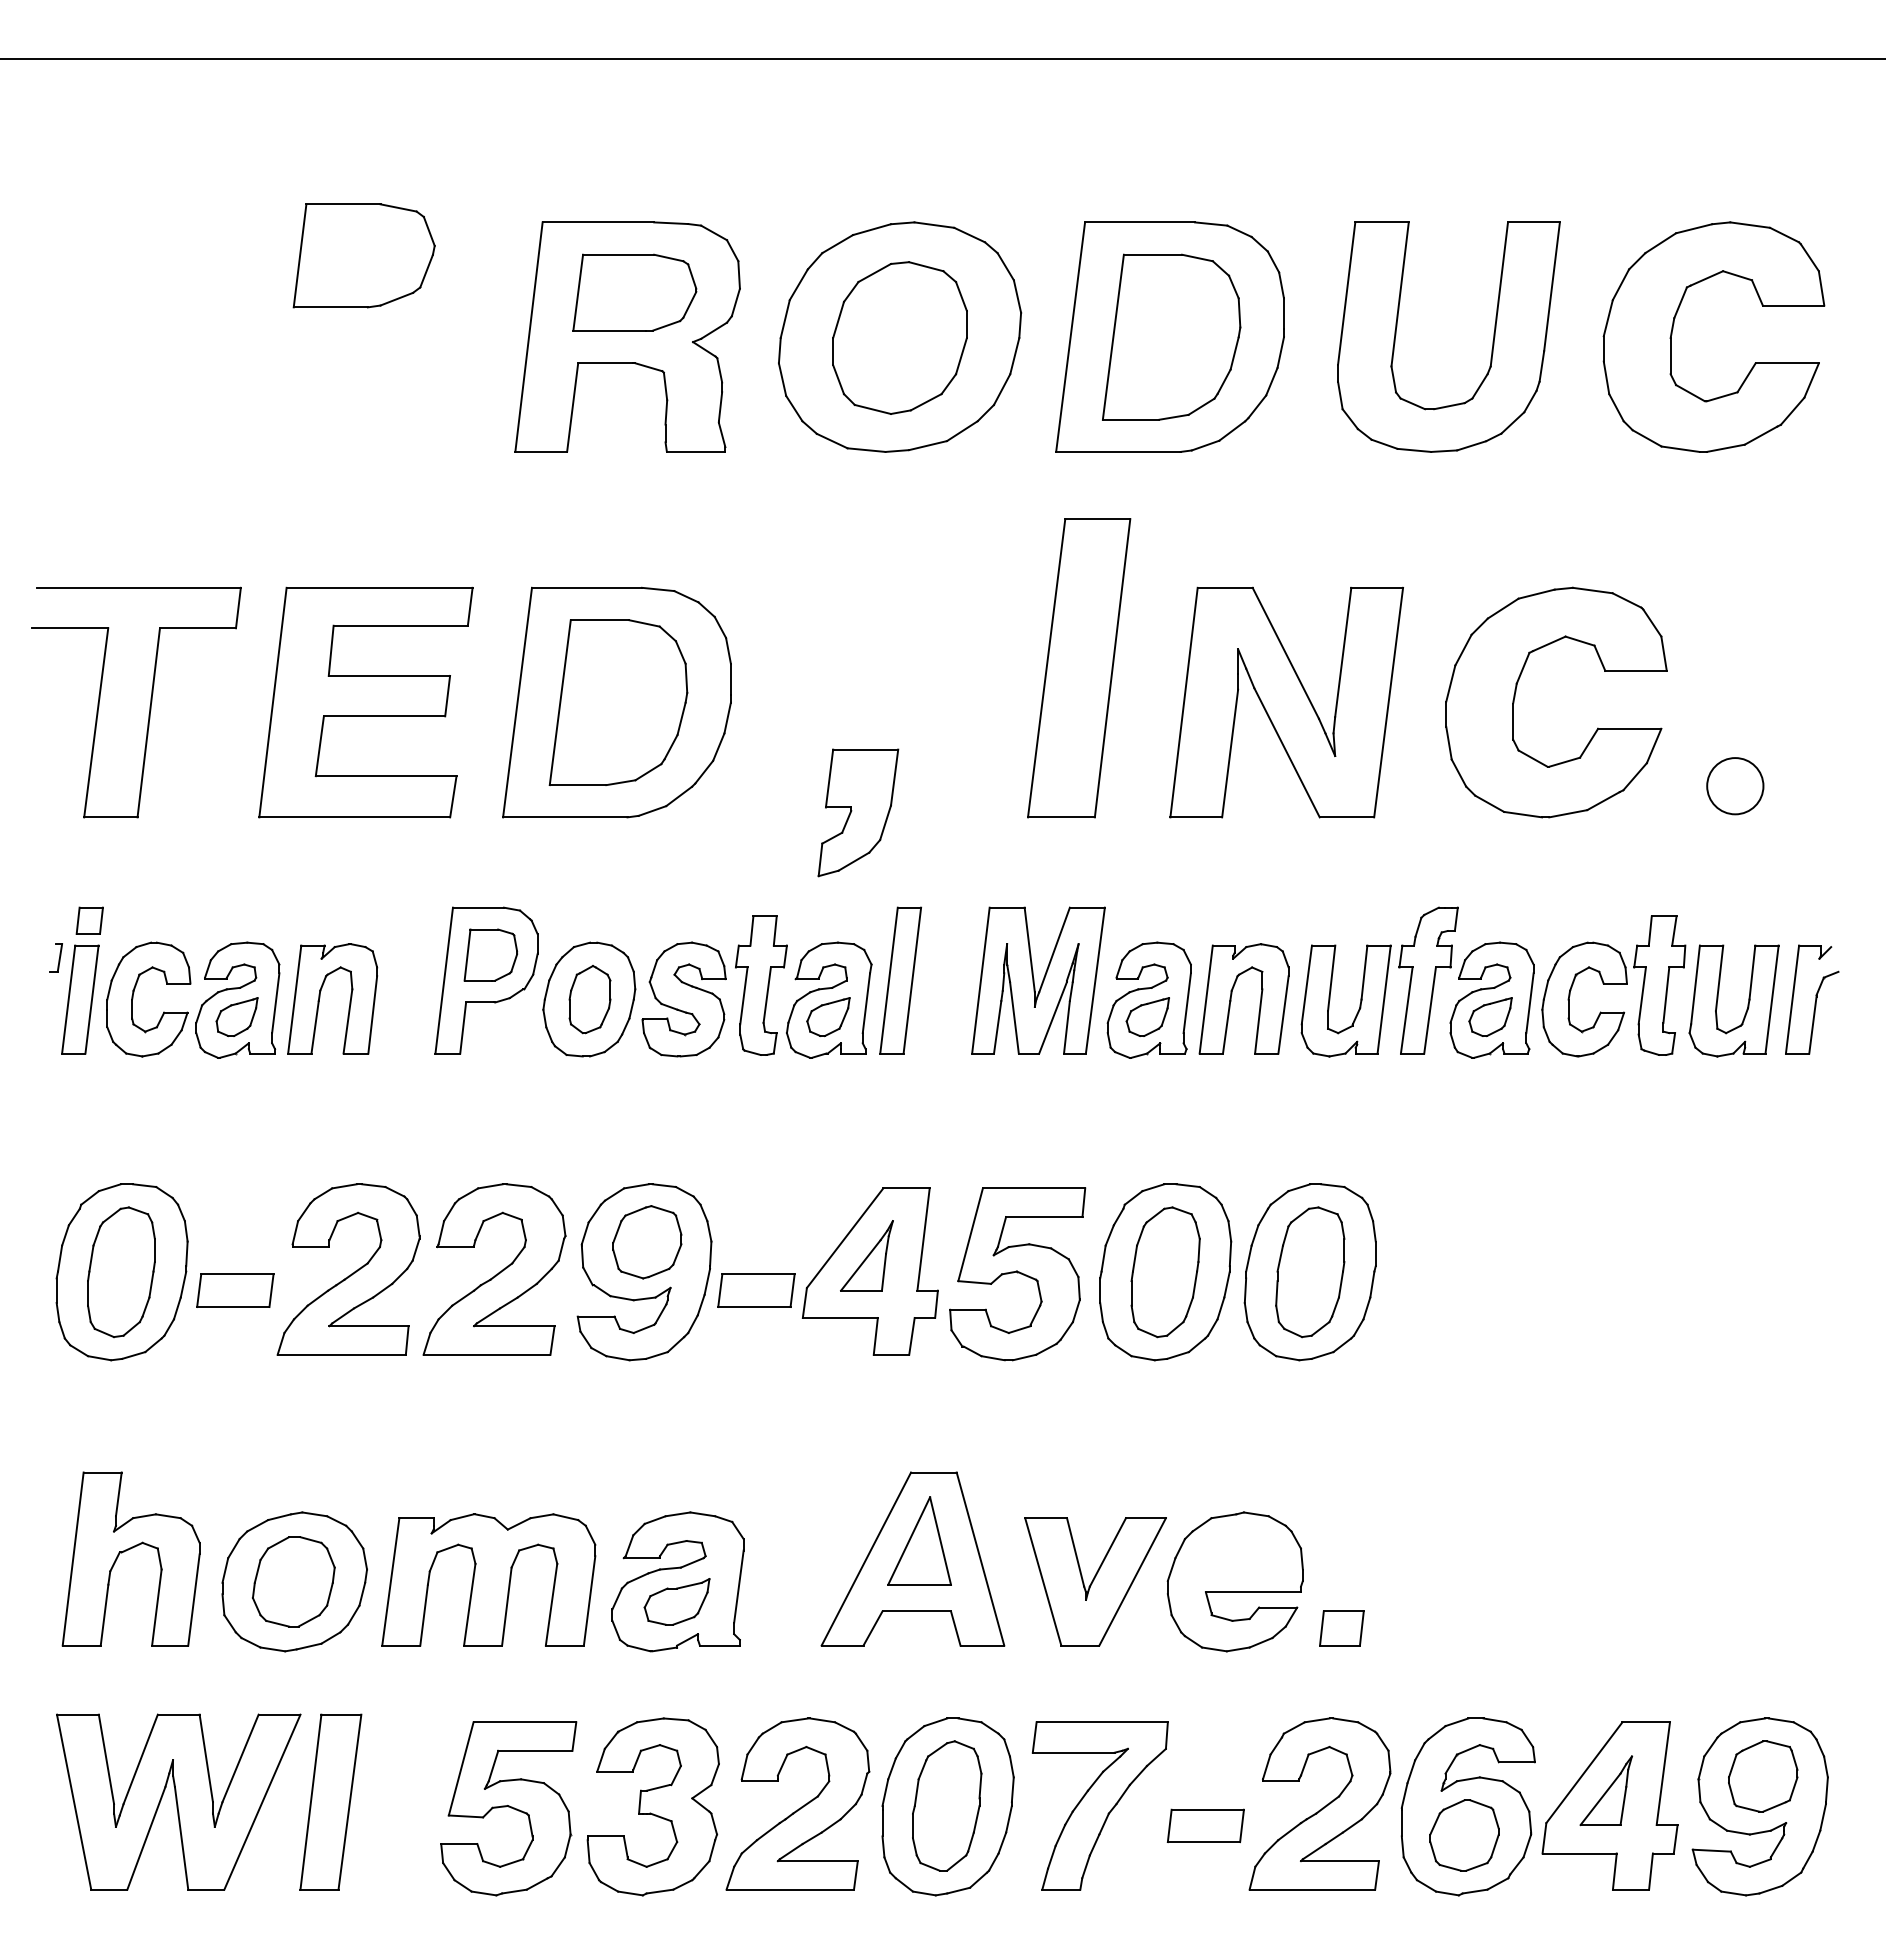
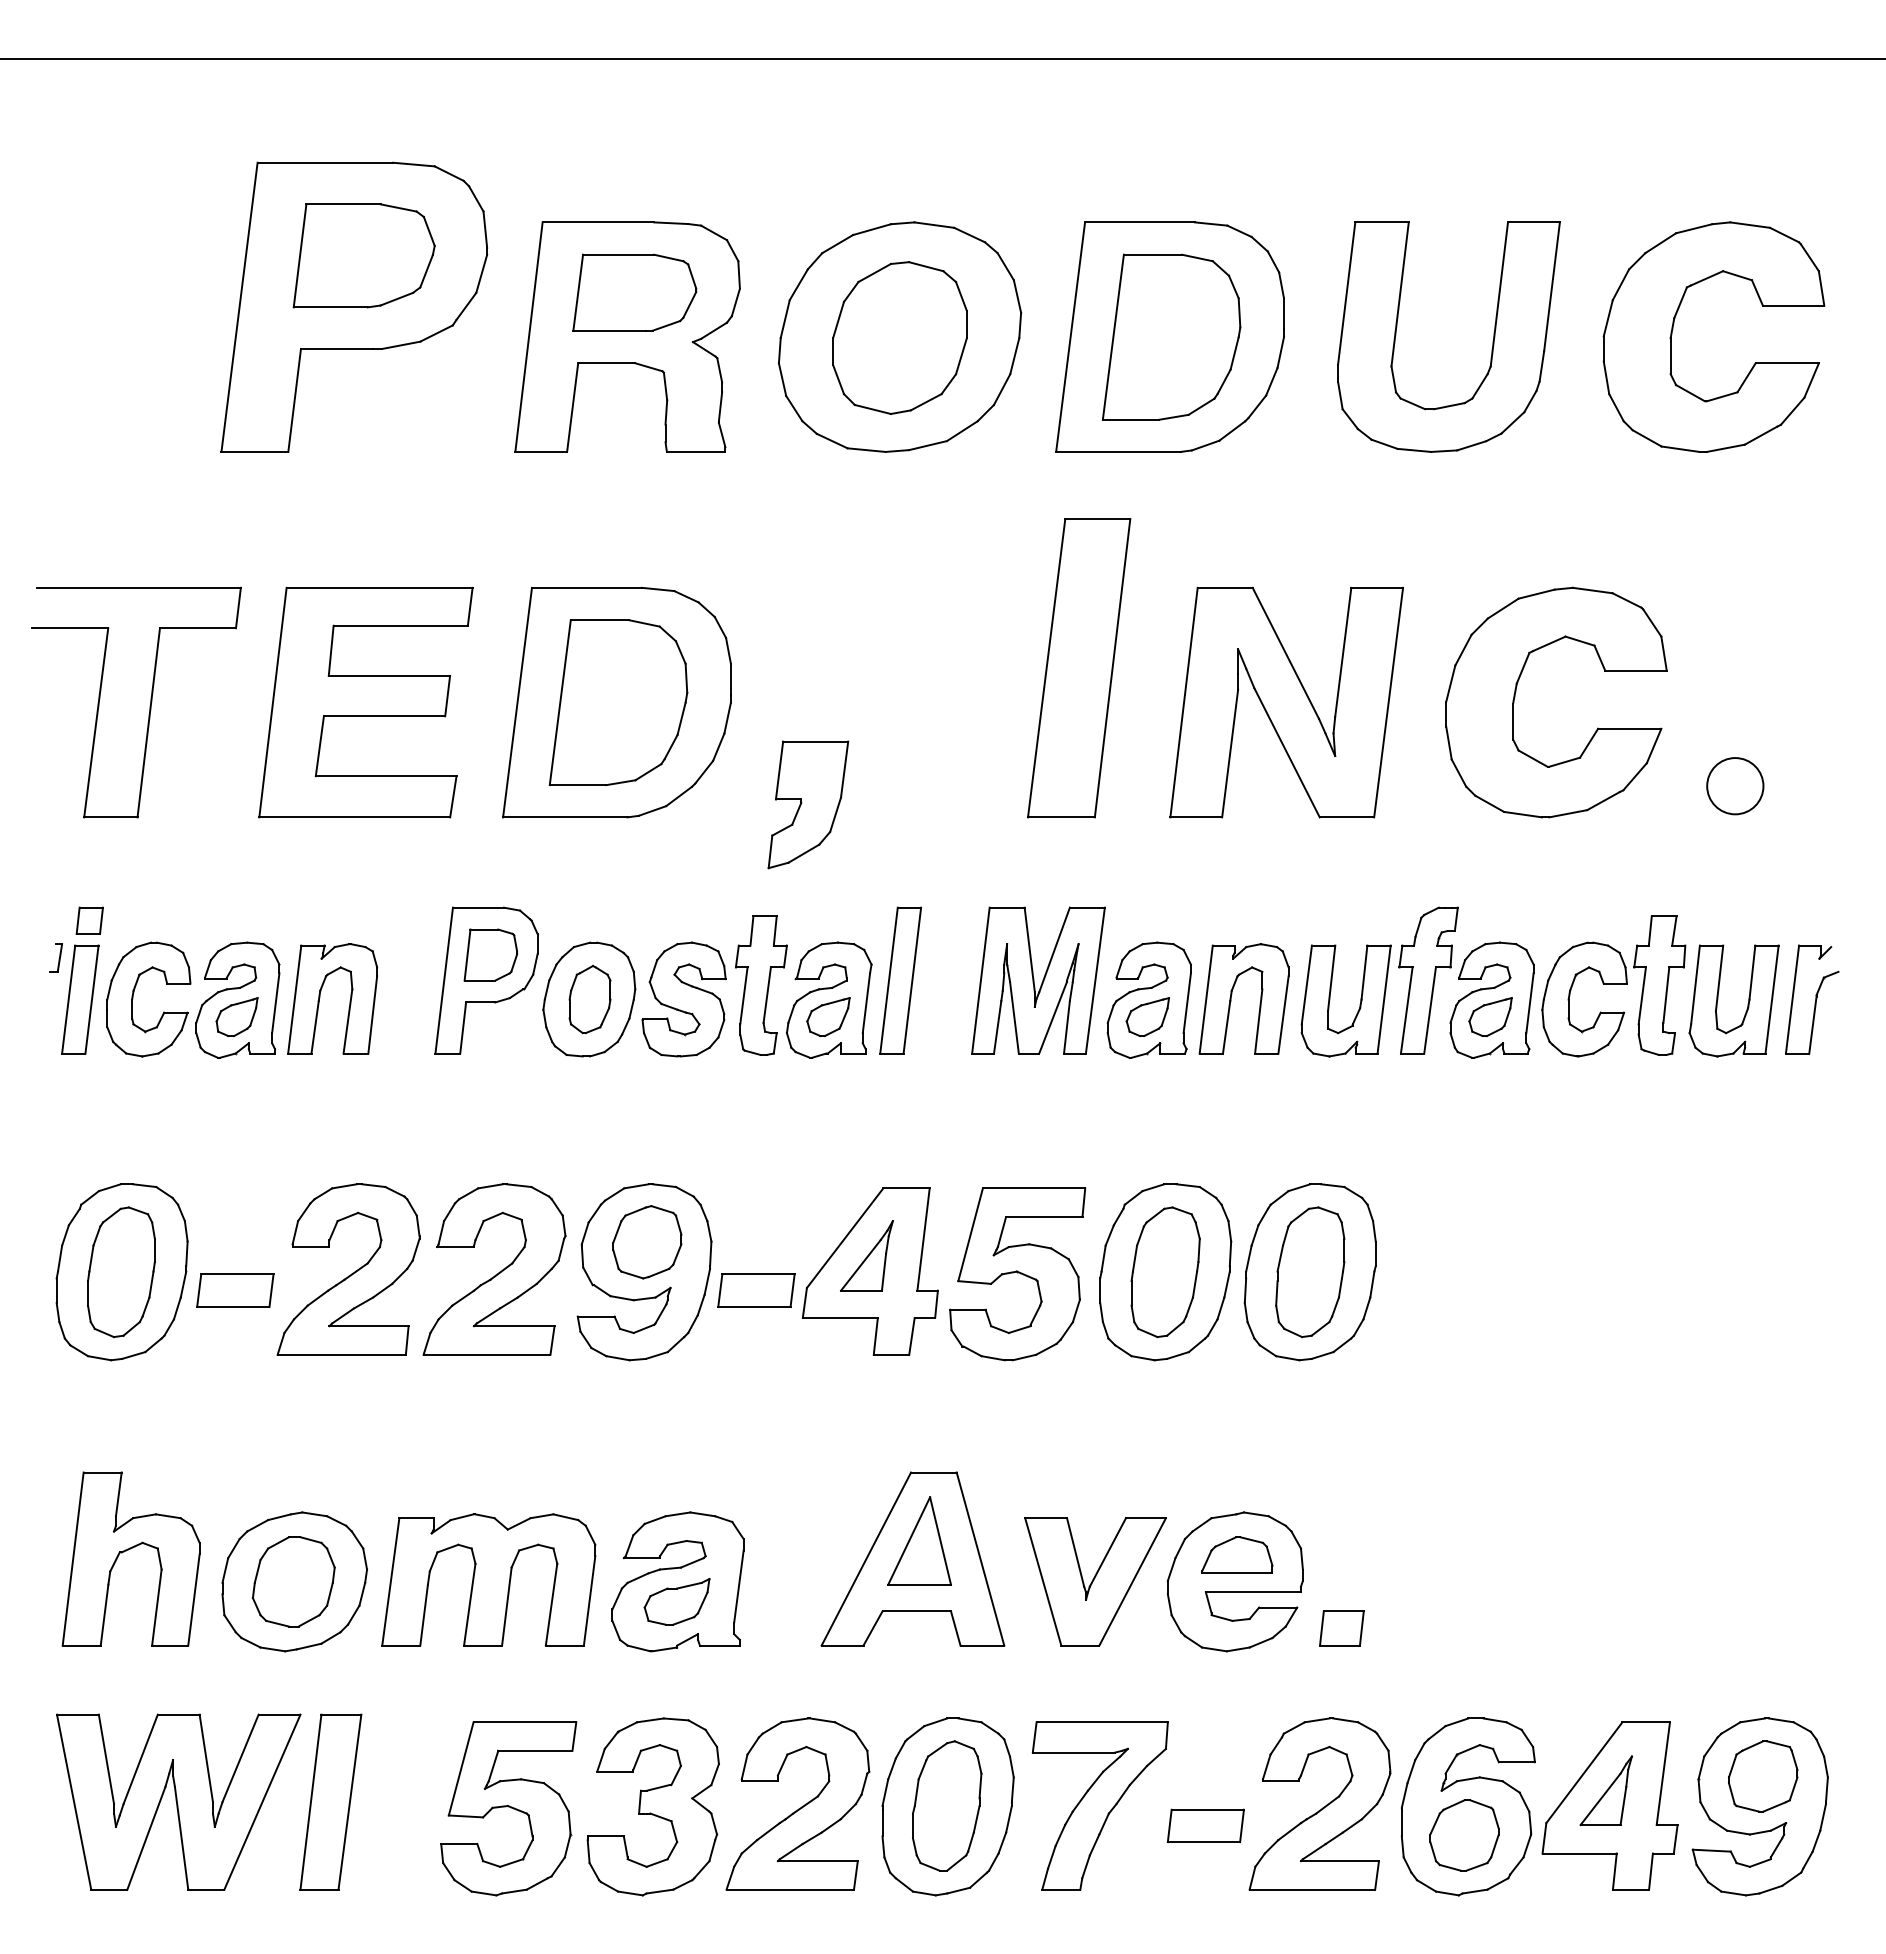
part: none -> present (354, 306)
part position: (858, 812) -> (808, 804) (808, 804)
part: none -> present (1237, 1554)
